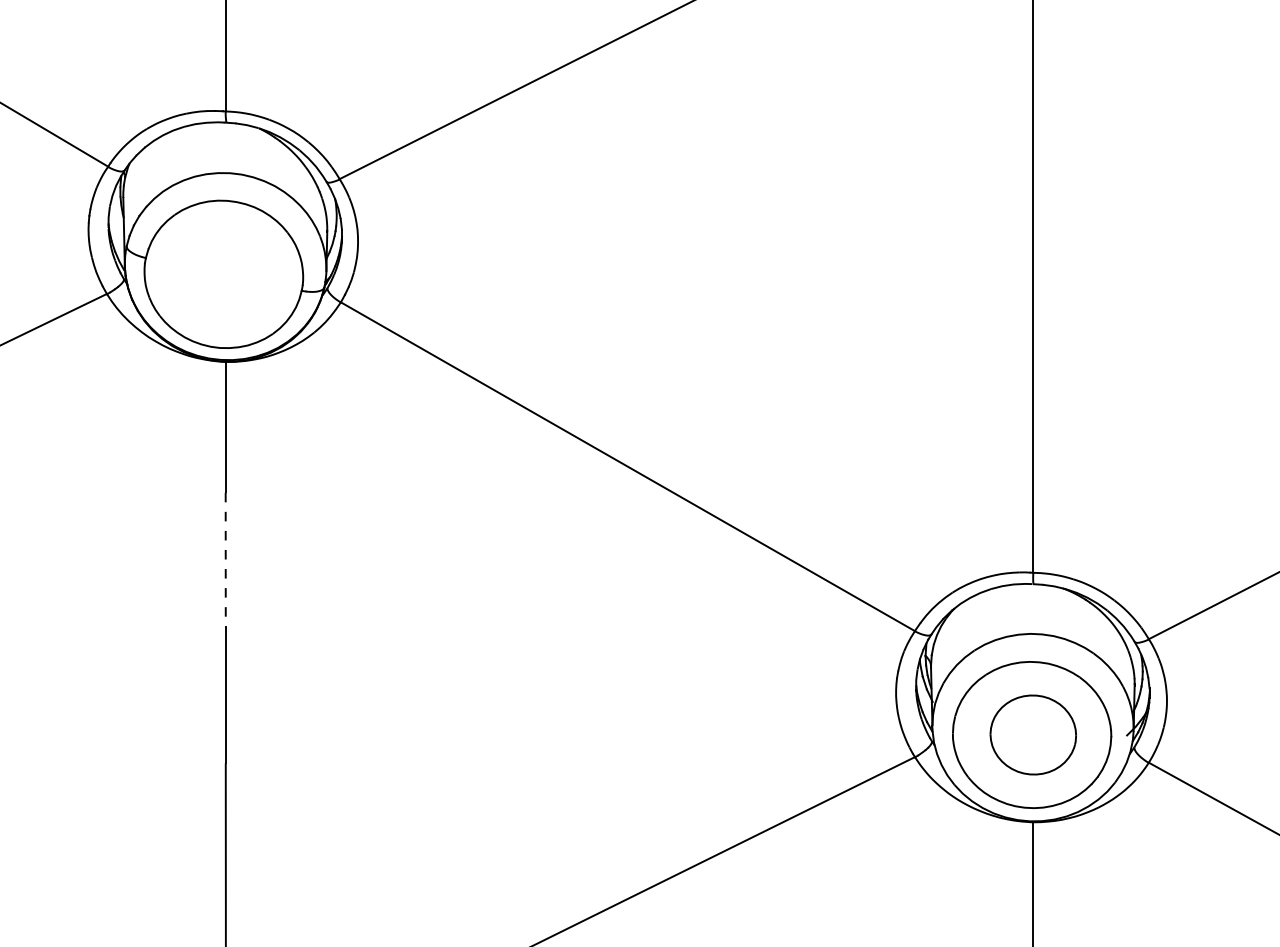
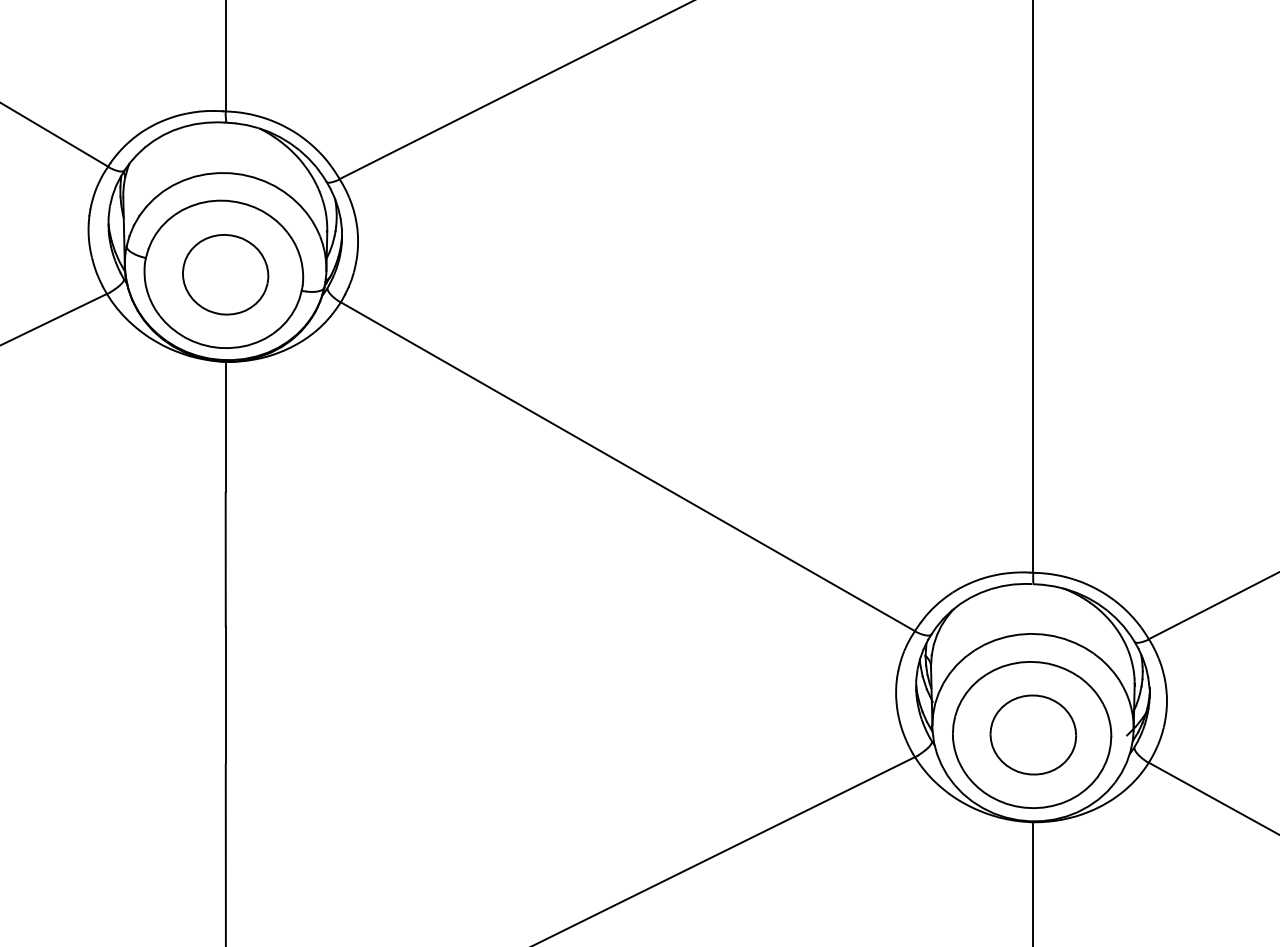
part: none -> present (225, 274)
line: dashed -> solid (225, 559)
